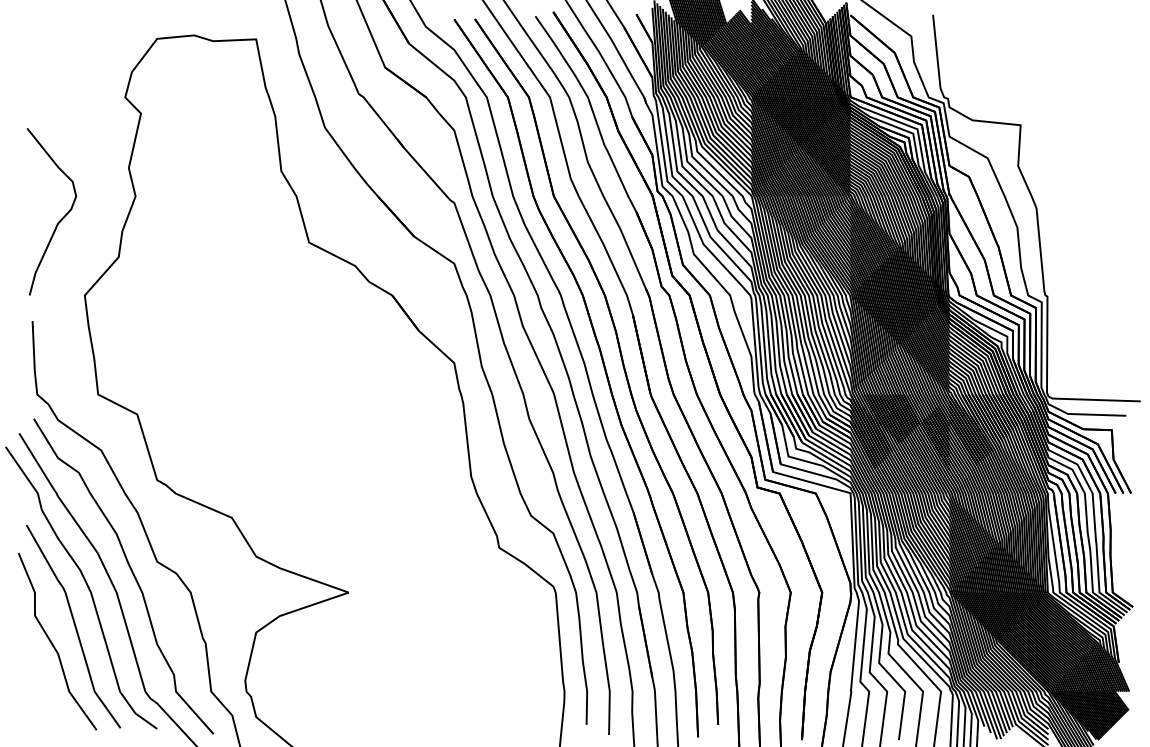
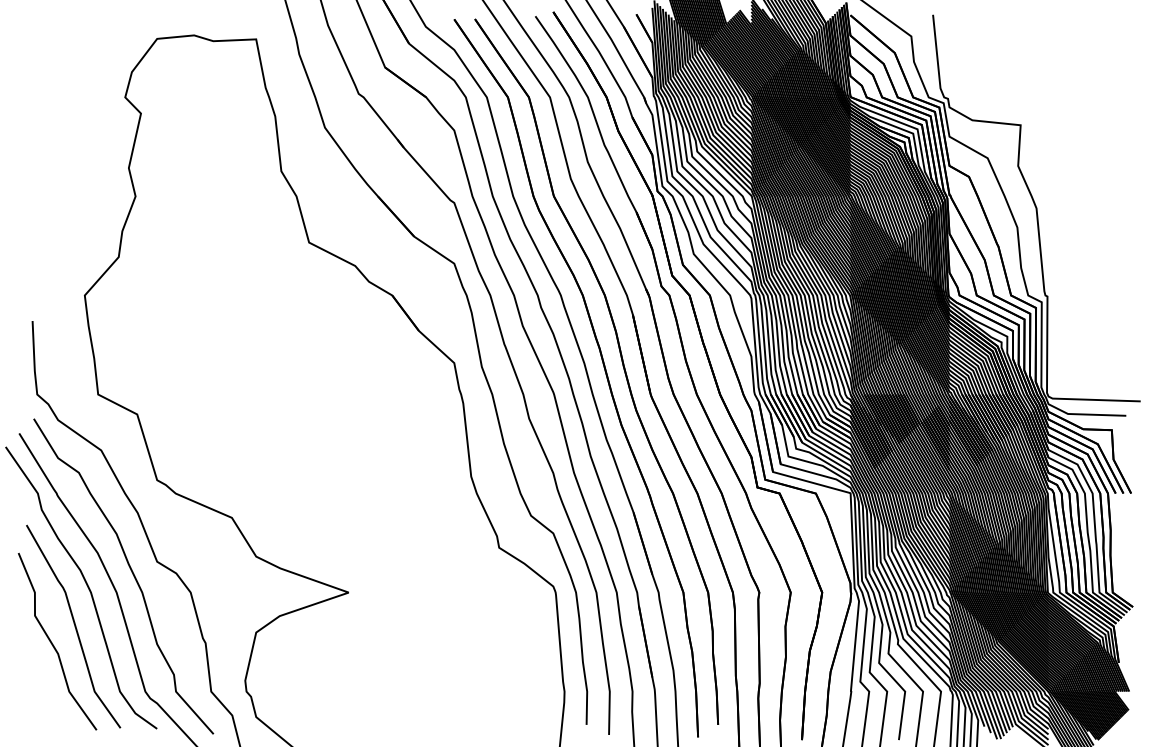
curve: present -> none (60, 219)
